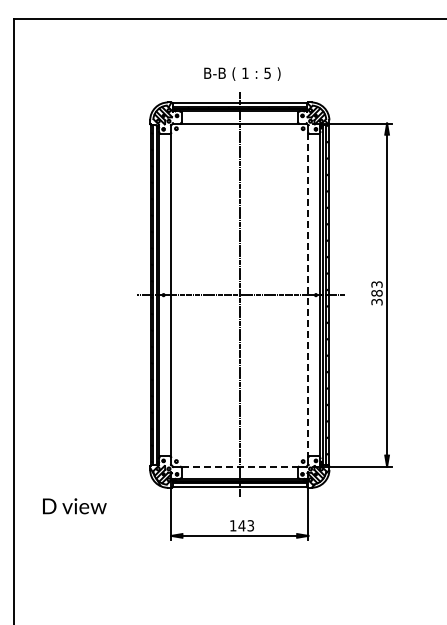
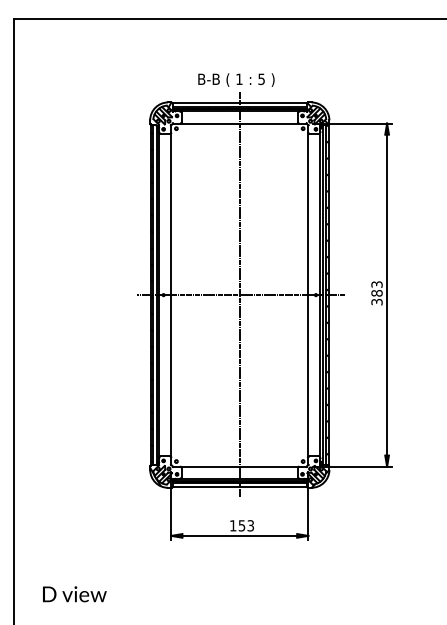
text position: (242, 73) -> (236, 79) (236, 79)
line: dashed -> solid (308, 295)
line: dashed -> solid (239, 466)
text position: (74, 506) -> (74, 594) (74, 594)
text: 143 -> 153 (241, 525)
